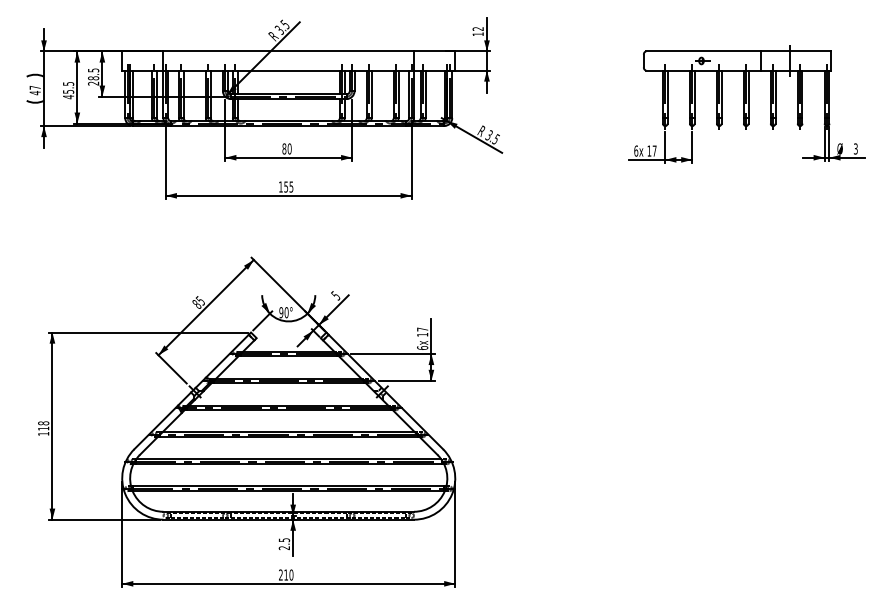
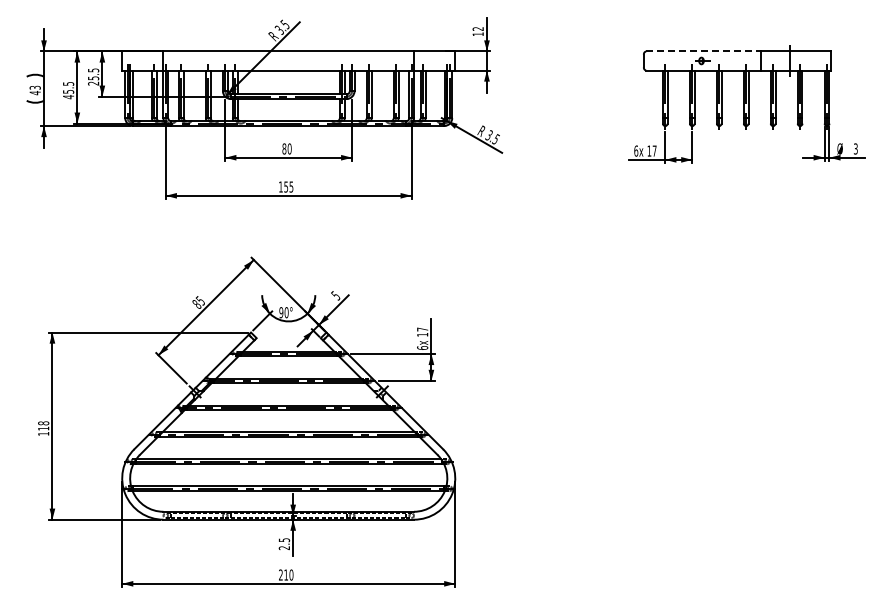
line: solid -> dashed (703, 51)
text: 28.5 -> 25.5 (93, 78)
text: 47 -> 43 (34, 87)
